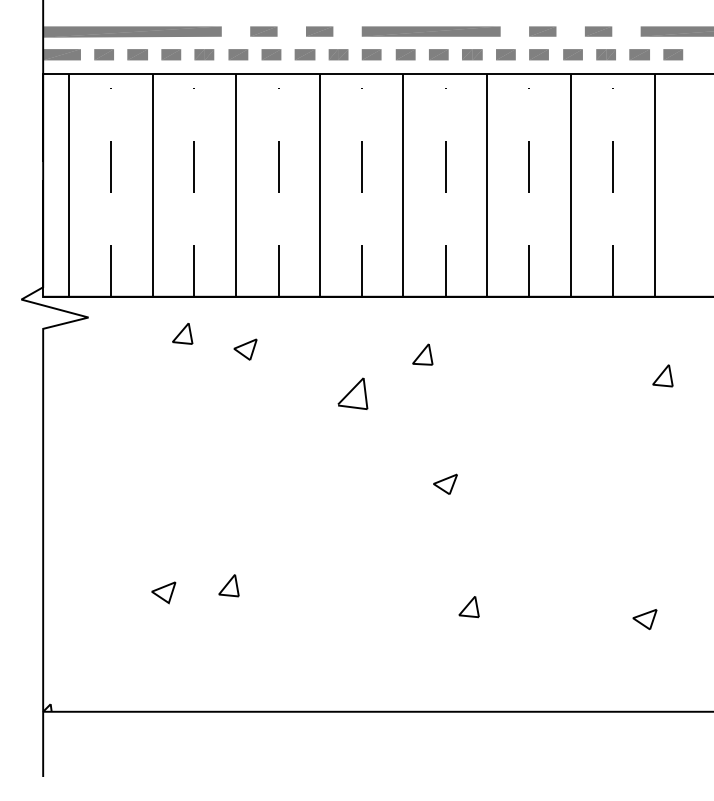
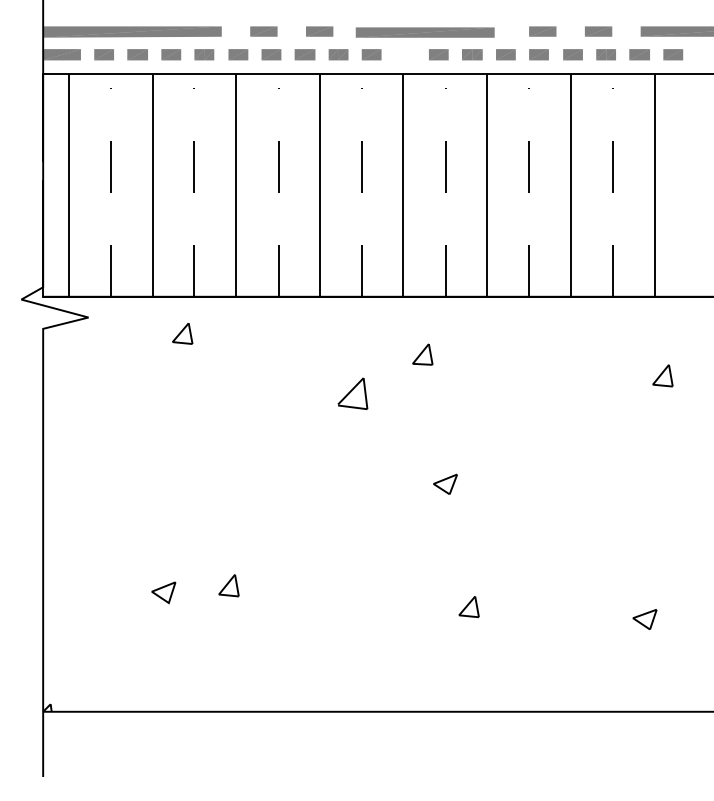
part position: (431, 31) -> (425, 32) (425, 32)
part: present -> none (405, 54)
part: present -> none (245, 349)
